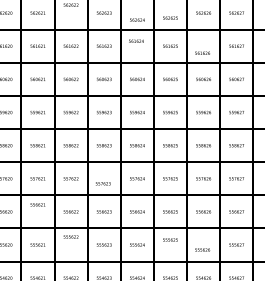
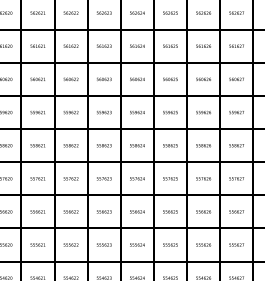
text position: (70, 4) -> (70, 12) (70, 12)
text position: (170, 17) -> (170, 12) (170, 12)
text position: (137, 19) -> (137, 12) (137, 12)
text position: (136, 40) -> (137, 45) (137, 45)
text position: (202, 52) -> (203, 45) (203, 45)
text position: (103, 183) -> (104, 178) (104, 178)
text position: (37, 204) -> (37, 211) (37, 211)
text position: (70, 236) -> (70, 244) (70, 244)
text position: (170, 239) -> (170, 244) (170, 244)
text position: (202, 249) -> (203, 244) (203, 244)
